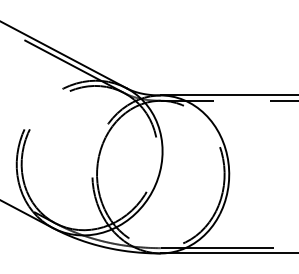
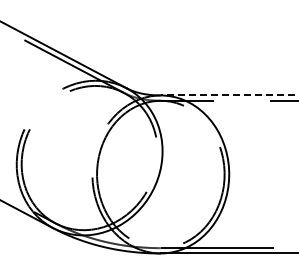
line: solid -> dashed (229, 95)
